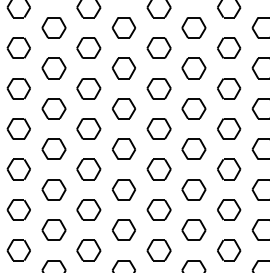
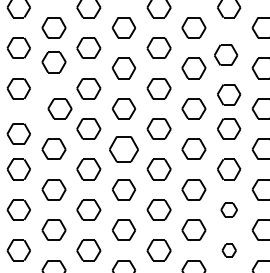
part position: (229, 47) -> (226, 54) (226, 54)
part position: (53, 68) -> (53, 62) (53, 62)
part position: (229, 88) -> (229, 94) (229, 94)
part position: (53, 108) -> (59, 108) (59, 108)
part position: (18, 128) -> (18, 133) (18, 133)
part size: 24x22 px -> 30x27 px (123, 149)
part size: 25x22 px -> 18x16 px (228, 209)
part size: 25x23 px -> 16x15 px (228, 250)
